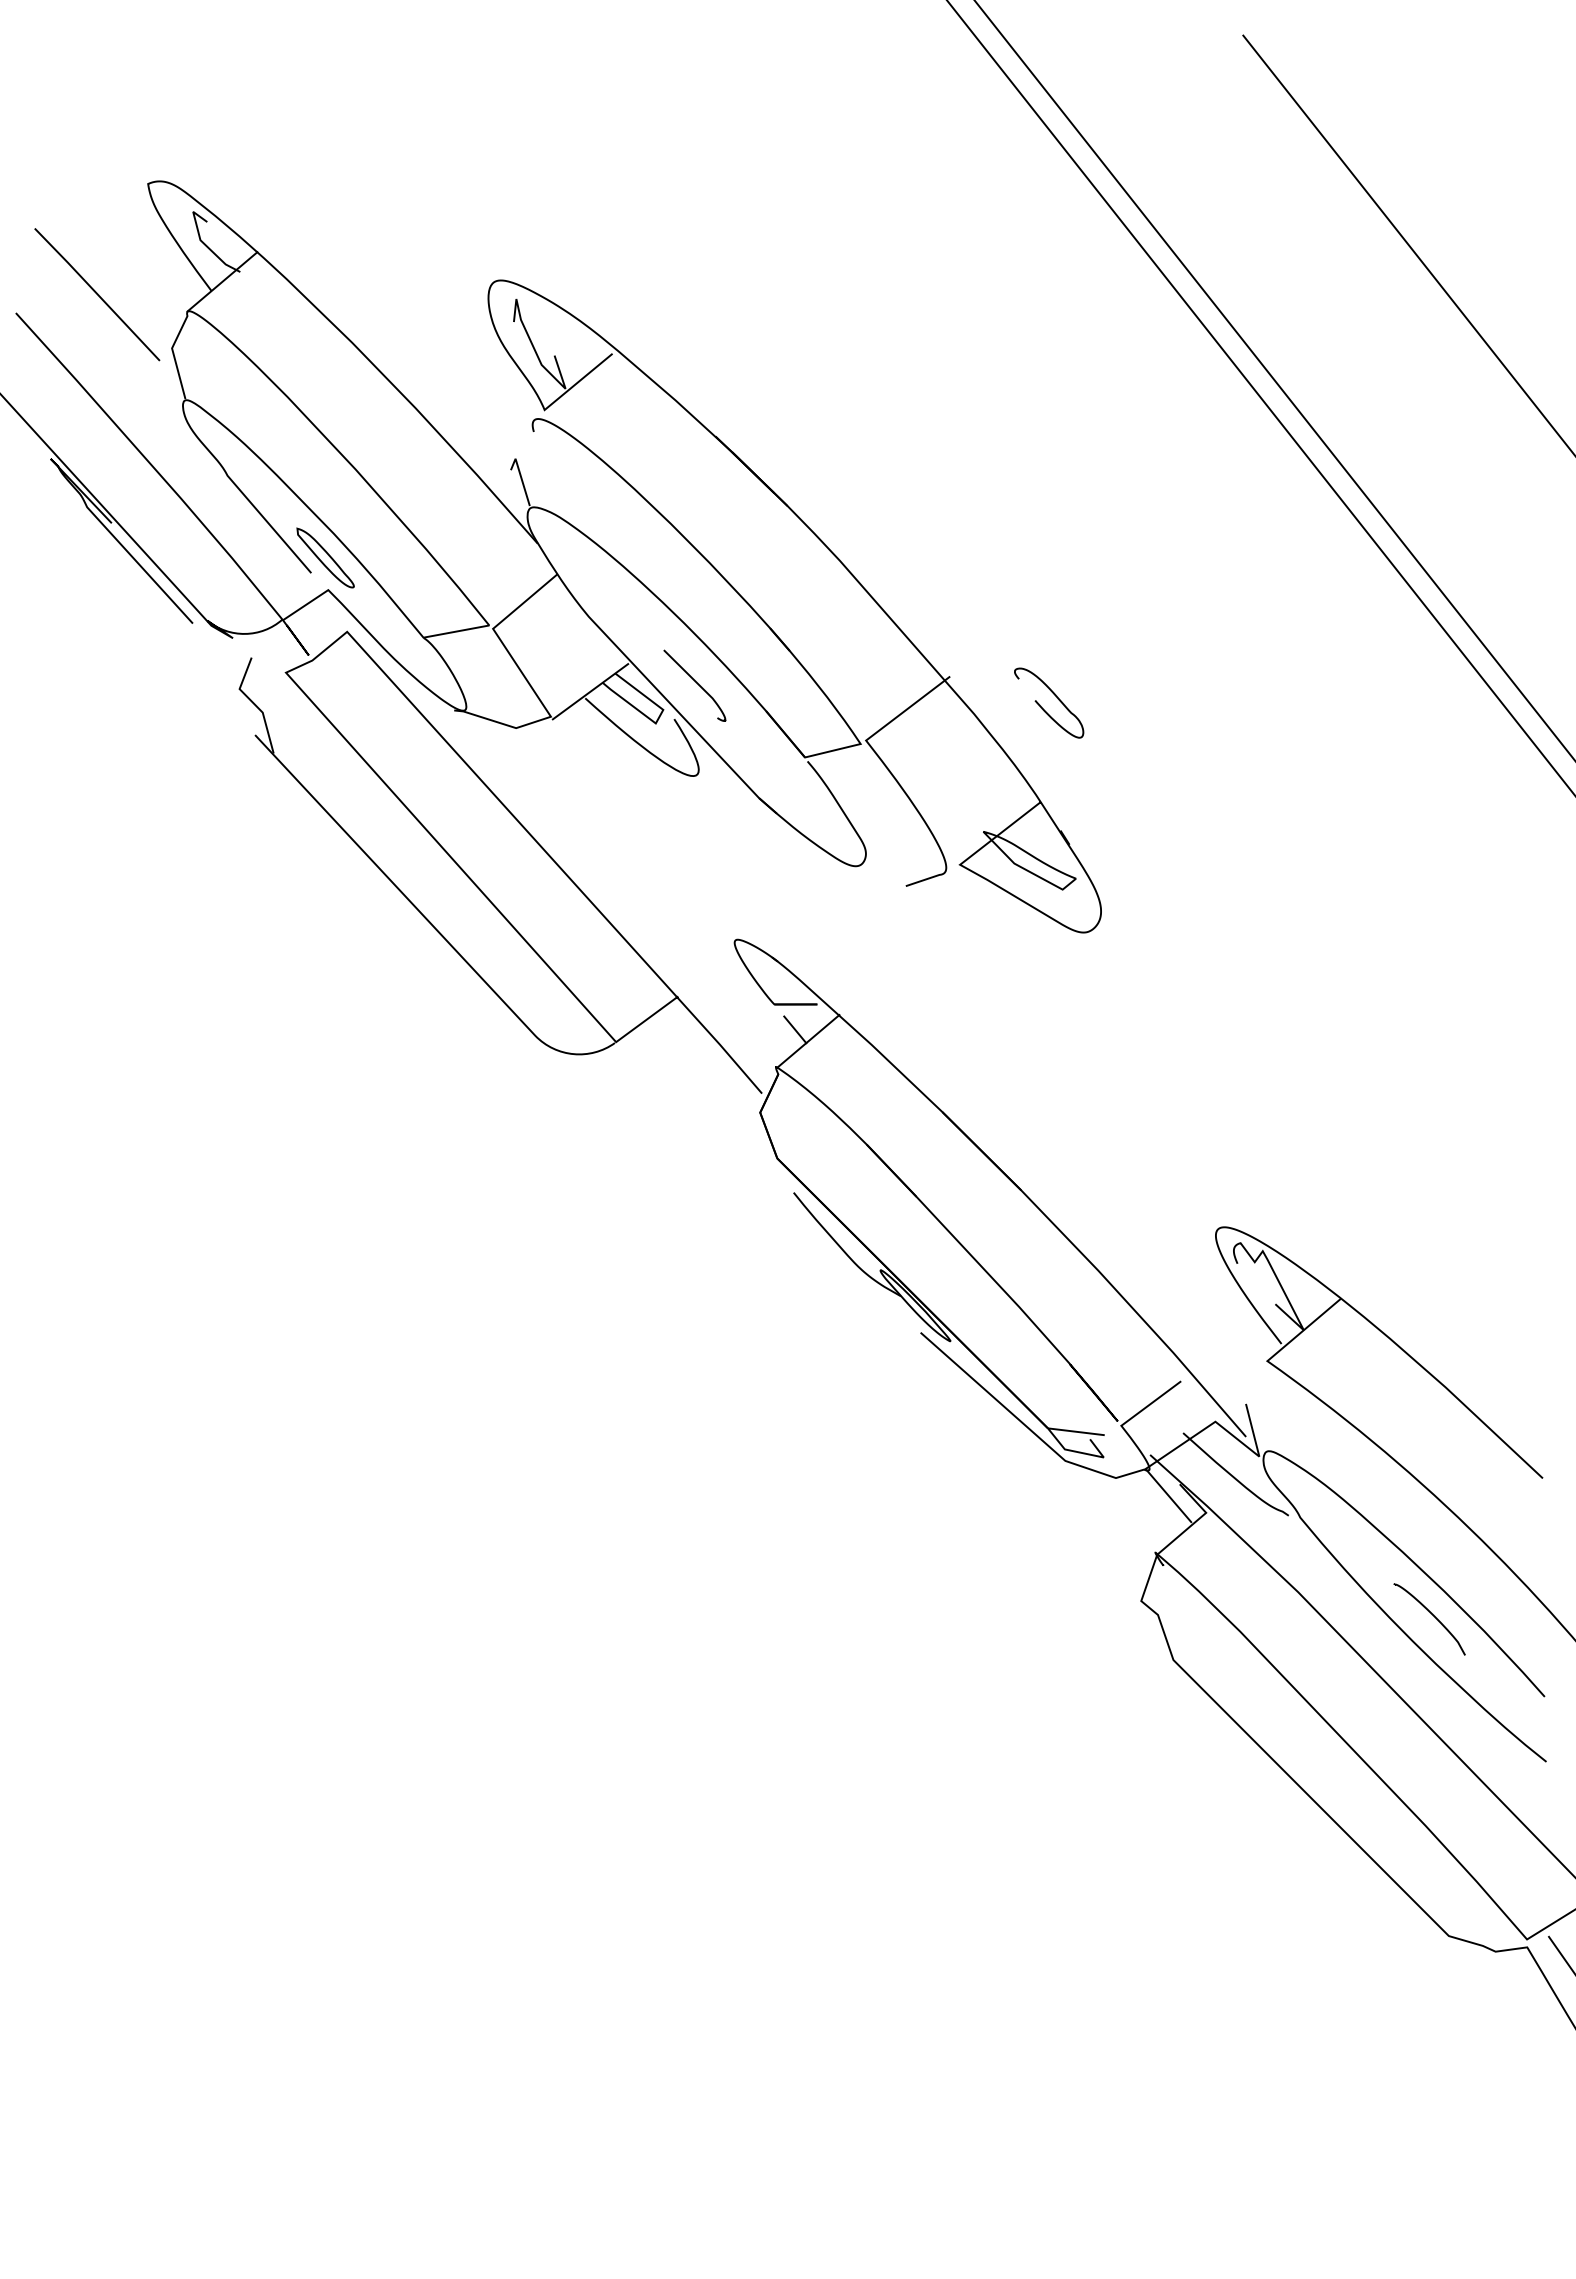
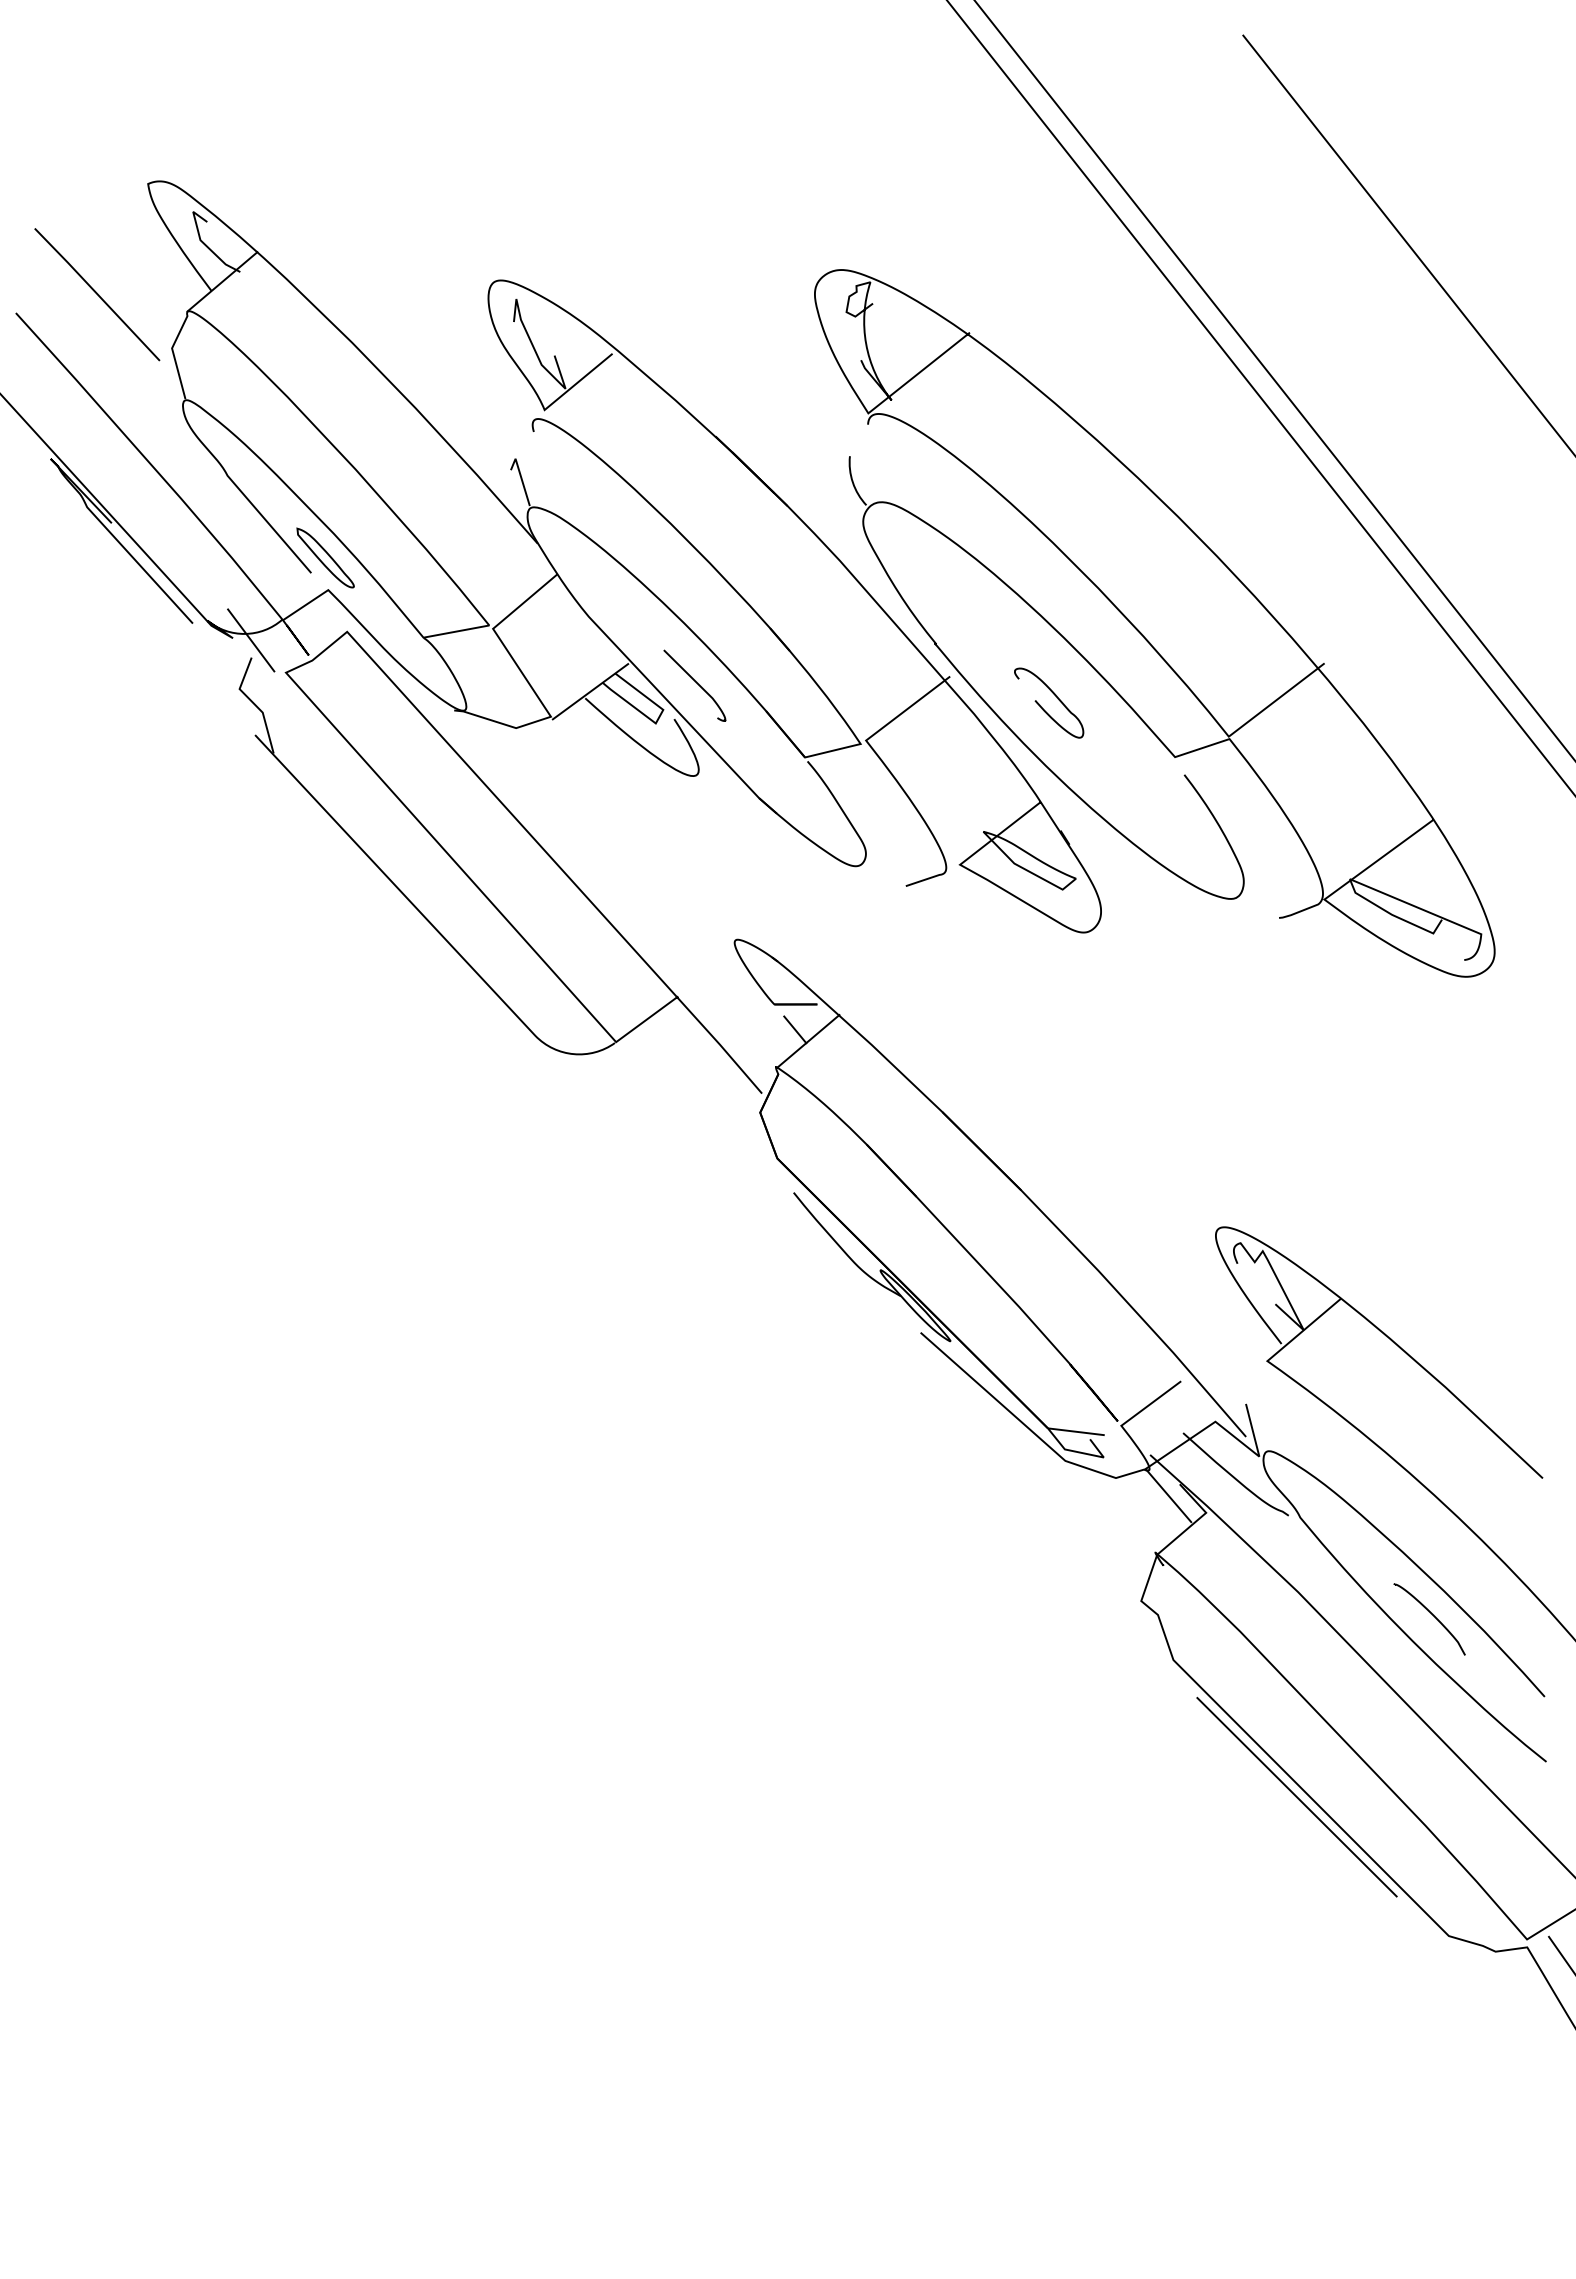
part: none -> present (1143, 634)
line: none -> present (251, 640)
line: none -> present (1296, 1797)
